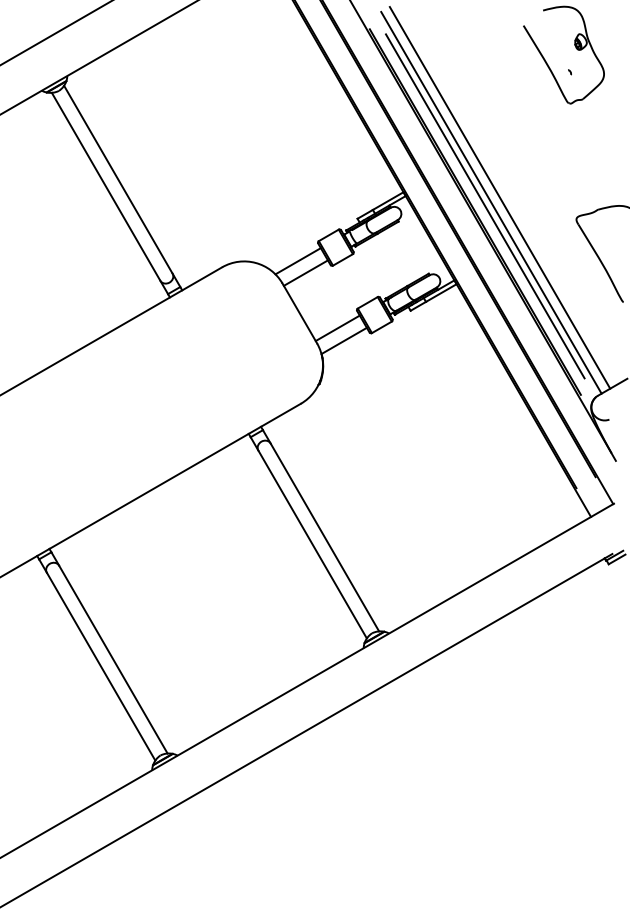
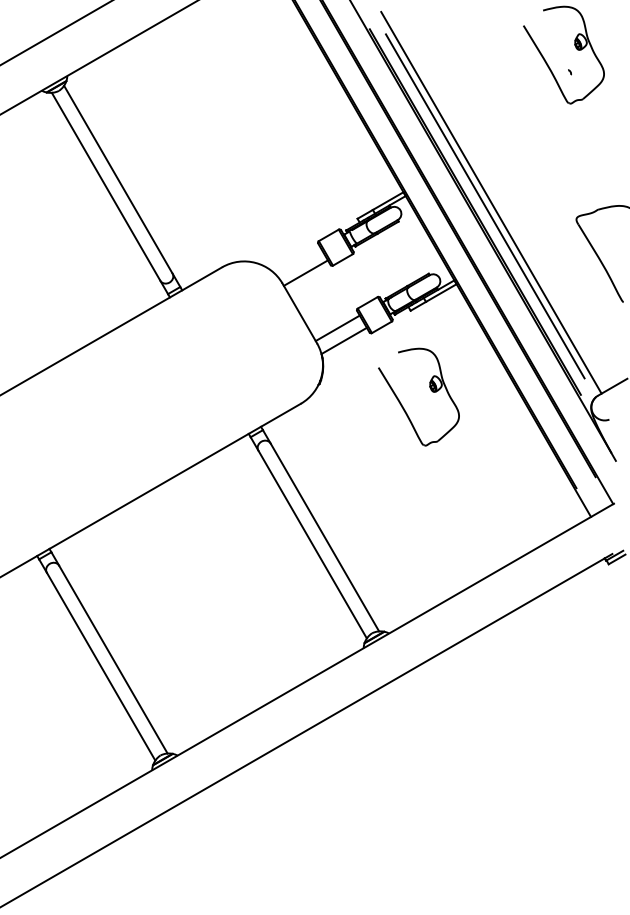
line: present -> none (499, 197)
line: present -> none (297, 261)
part: none -> present (430, 390)
